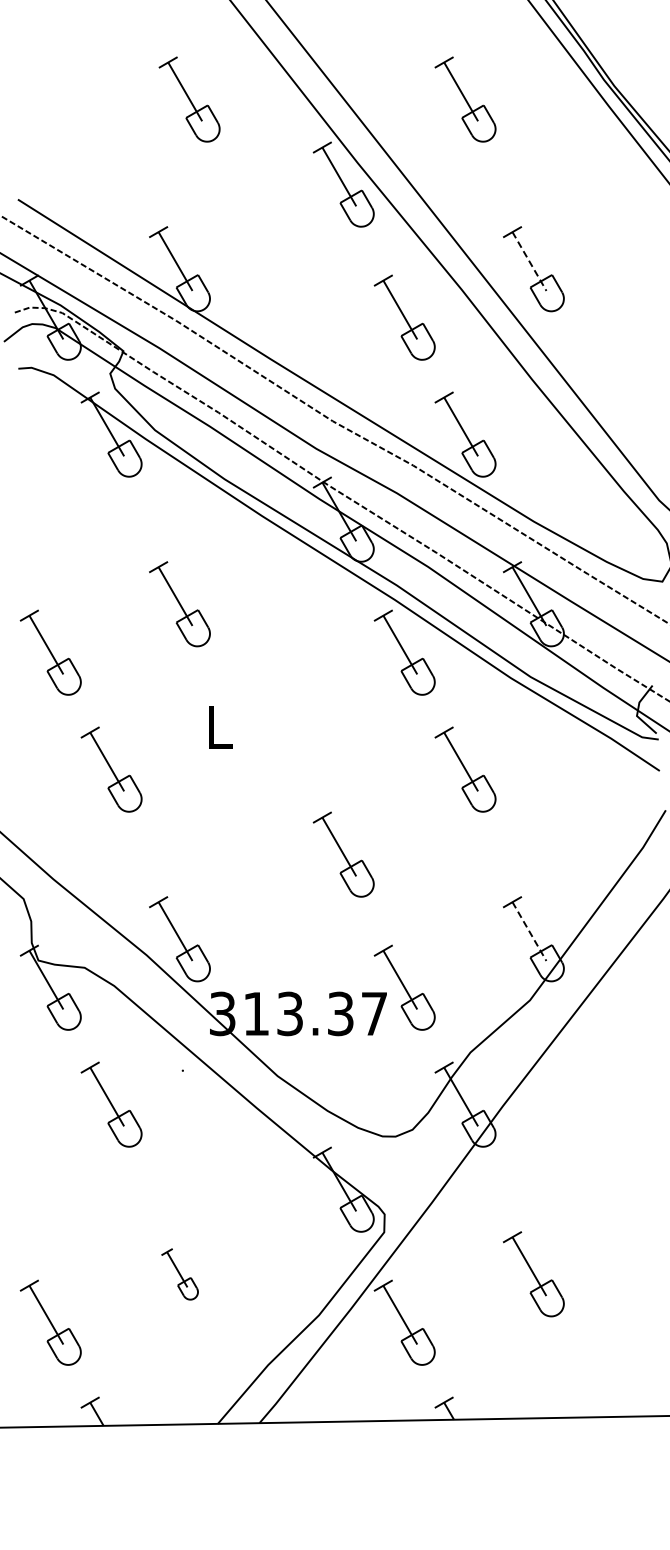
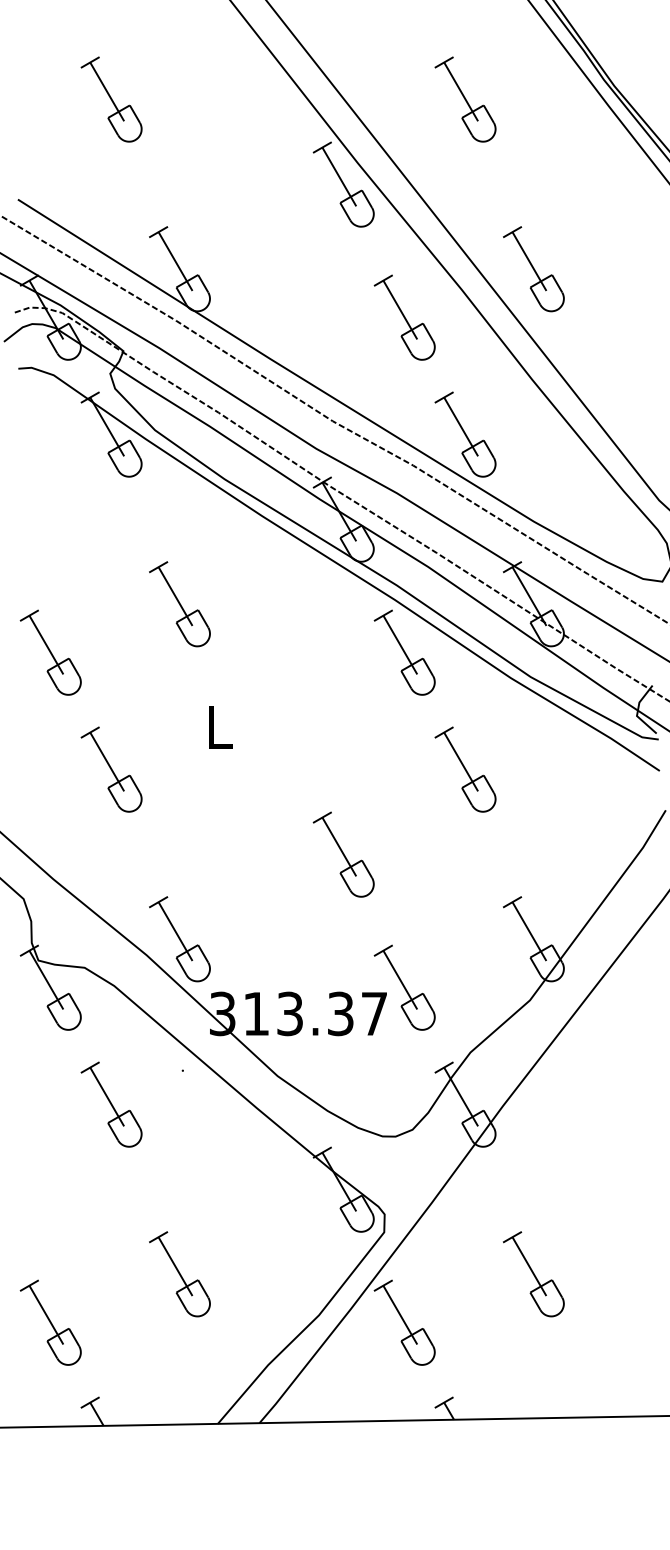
part position: (189, 99) -> (111, 99) (111, 99)
line: dashed -> solid (529, 261)
line: dashed -> solid (529, 931)
part size: 38x53 px -> 62x87 px (179, 1274)
